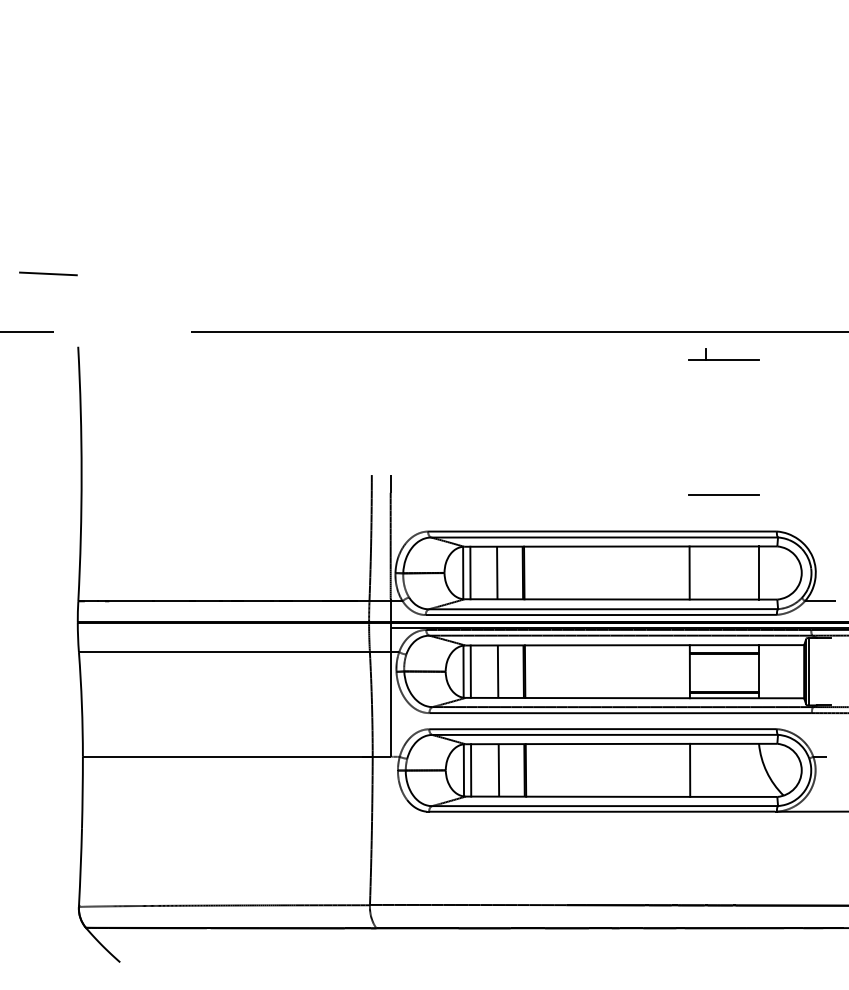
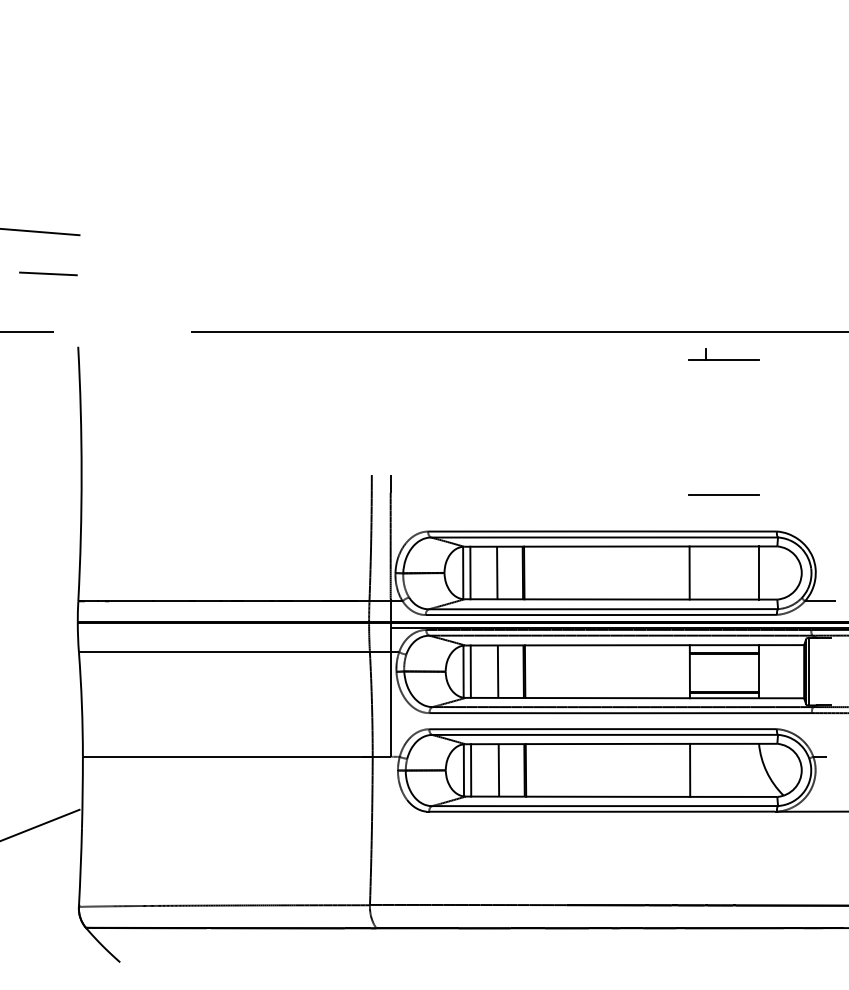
line: none -> present (40, 232)
line: none -> present (40, 824)
